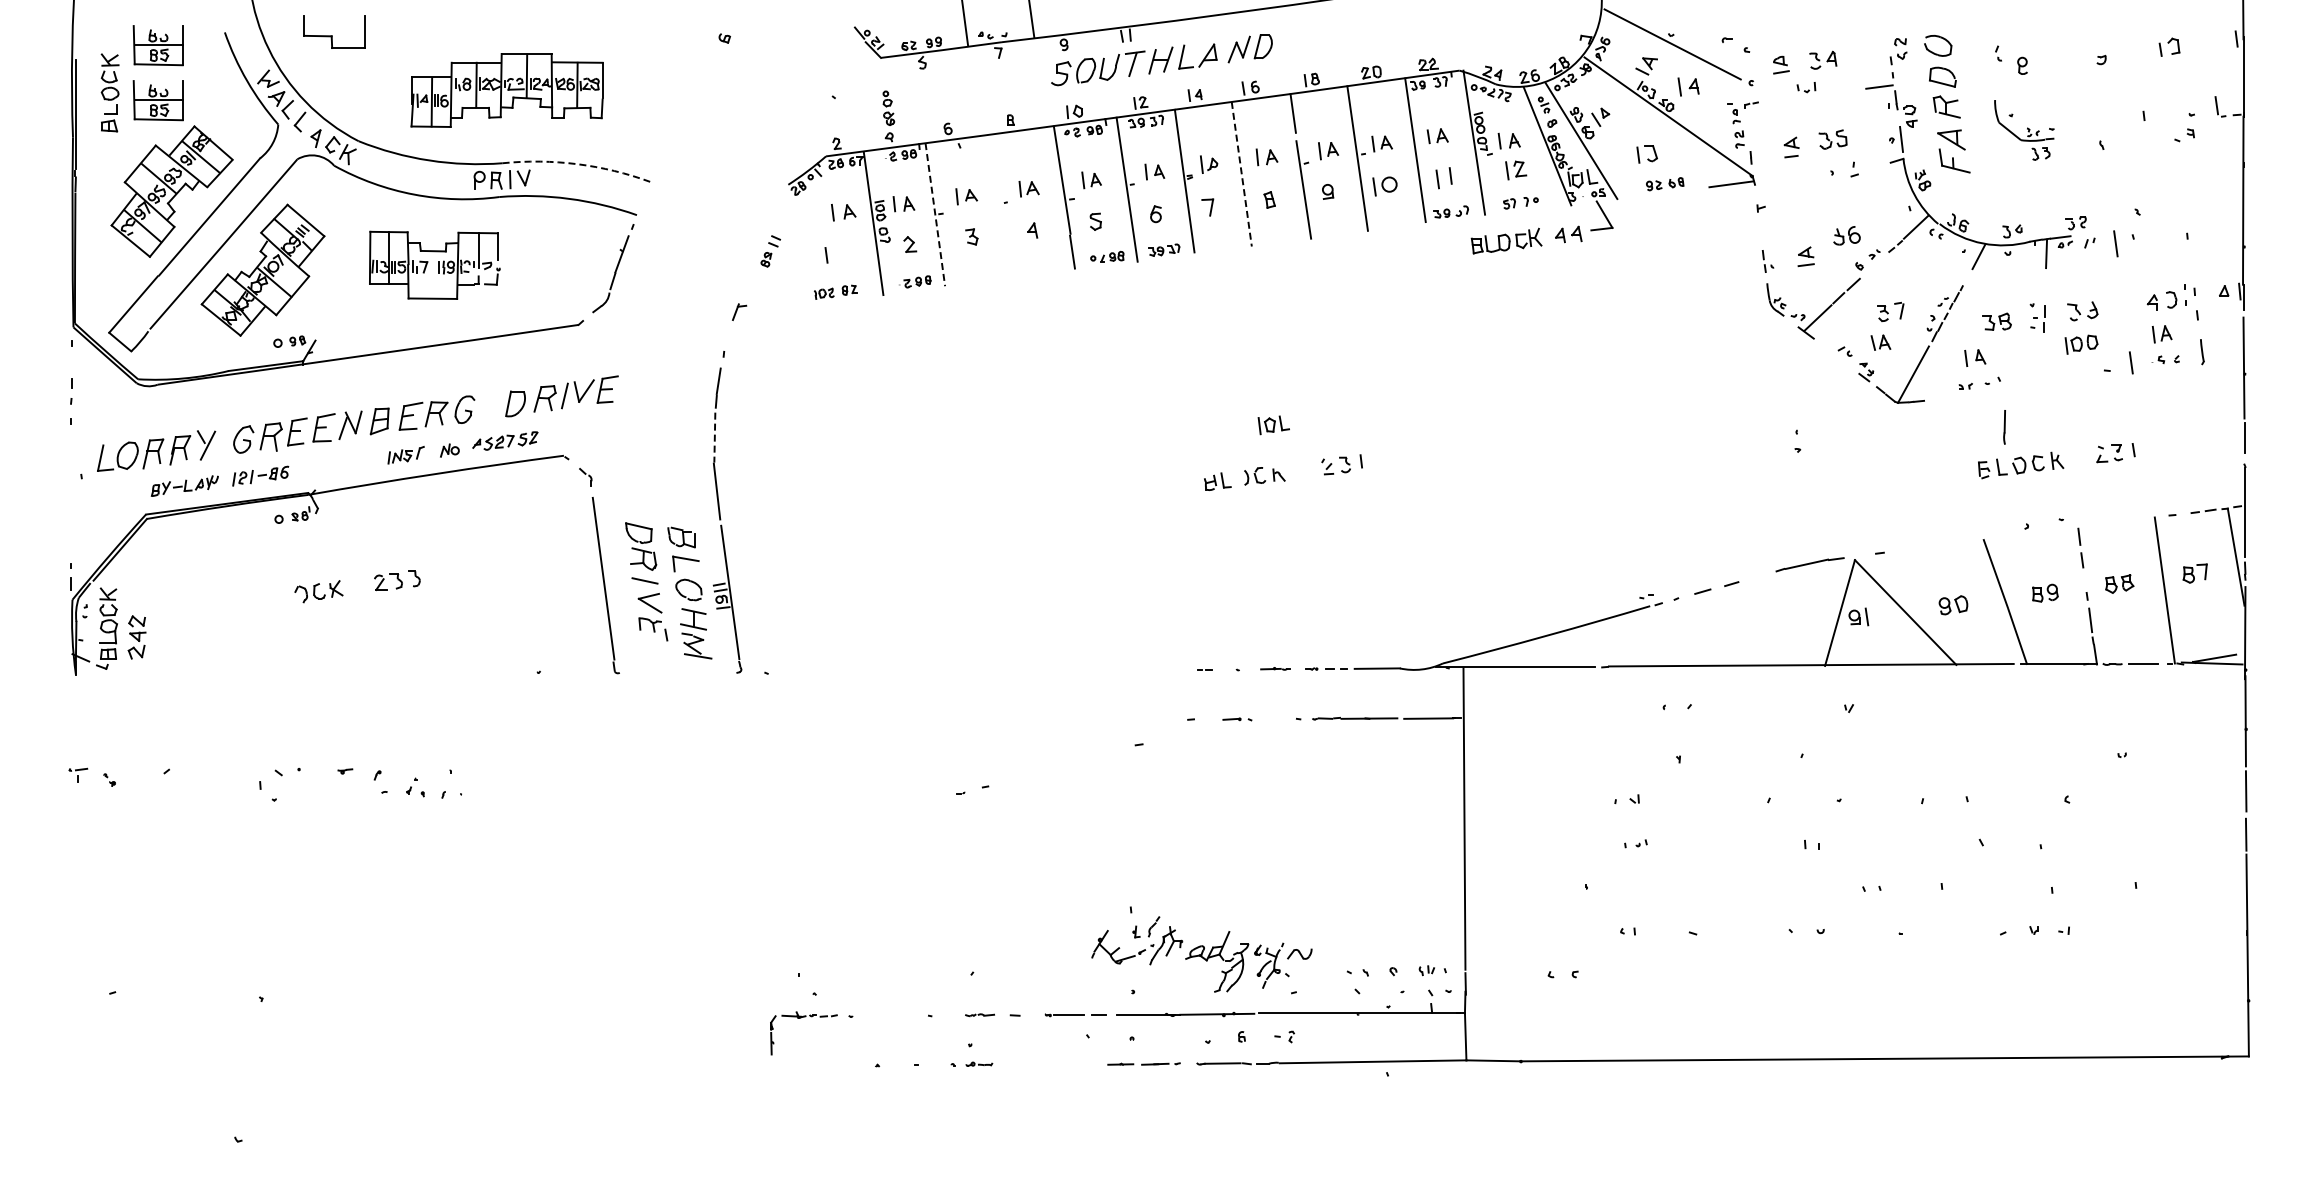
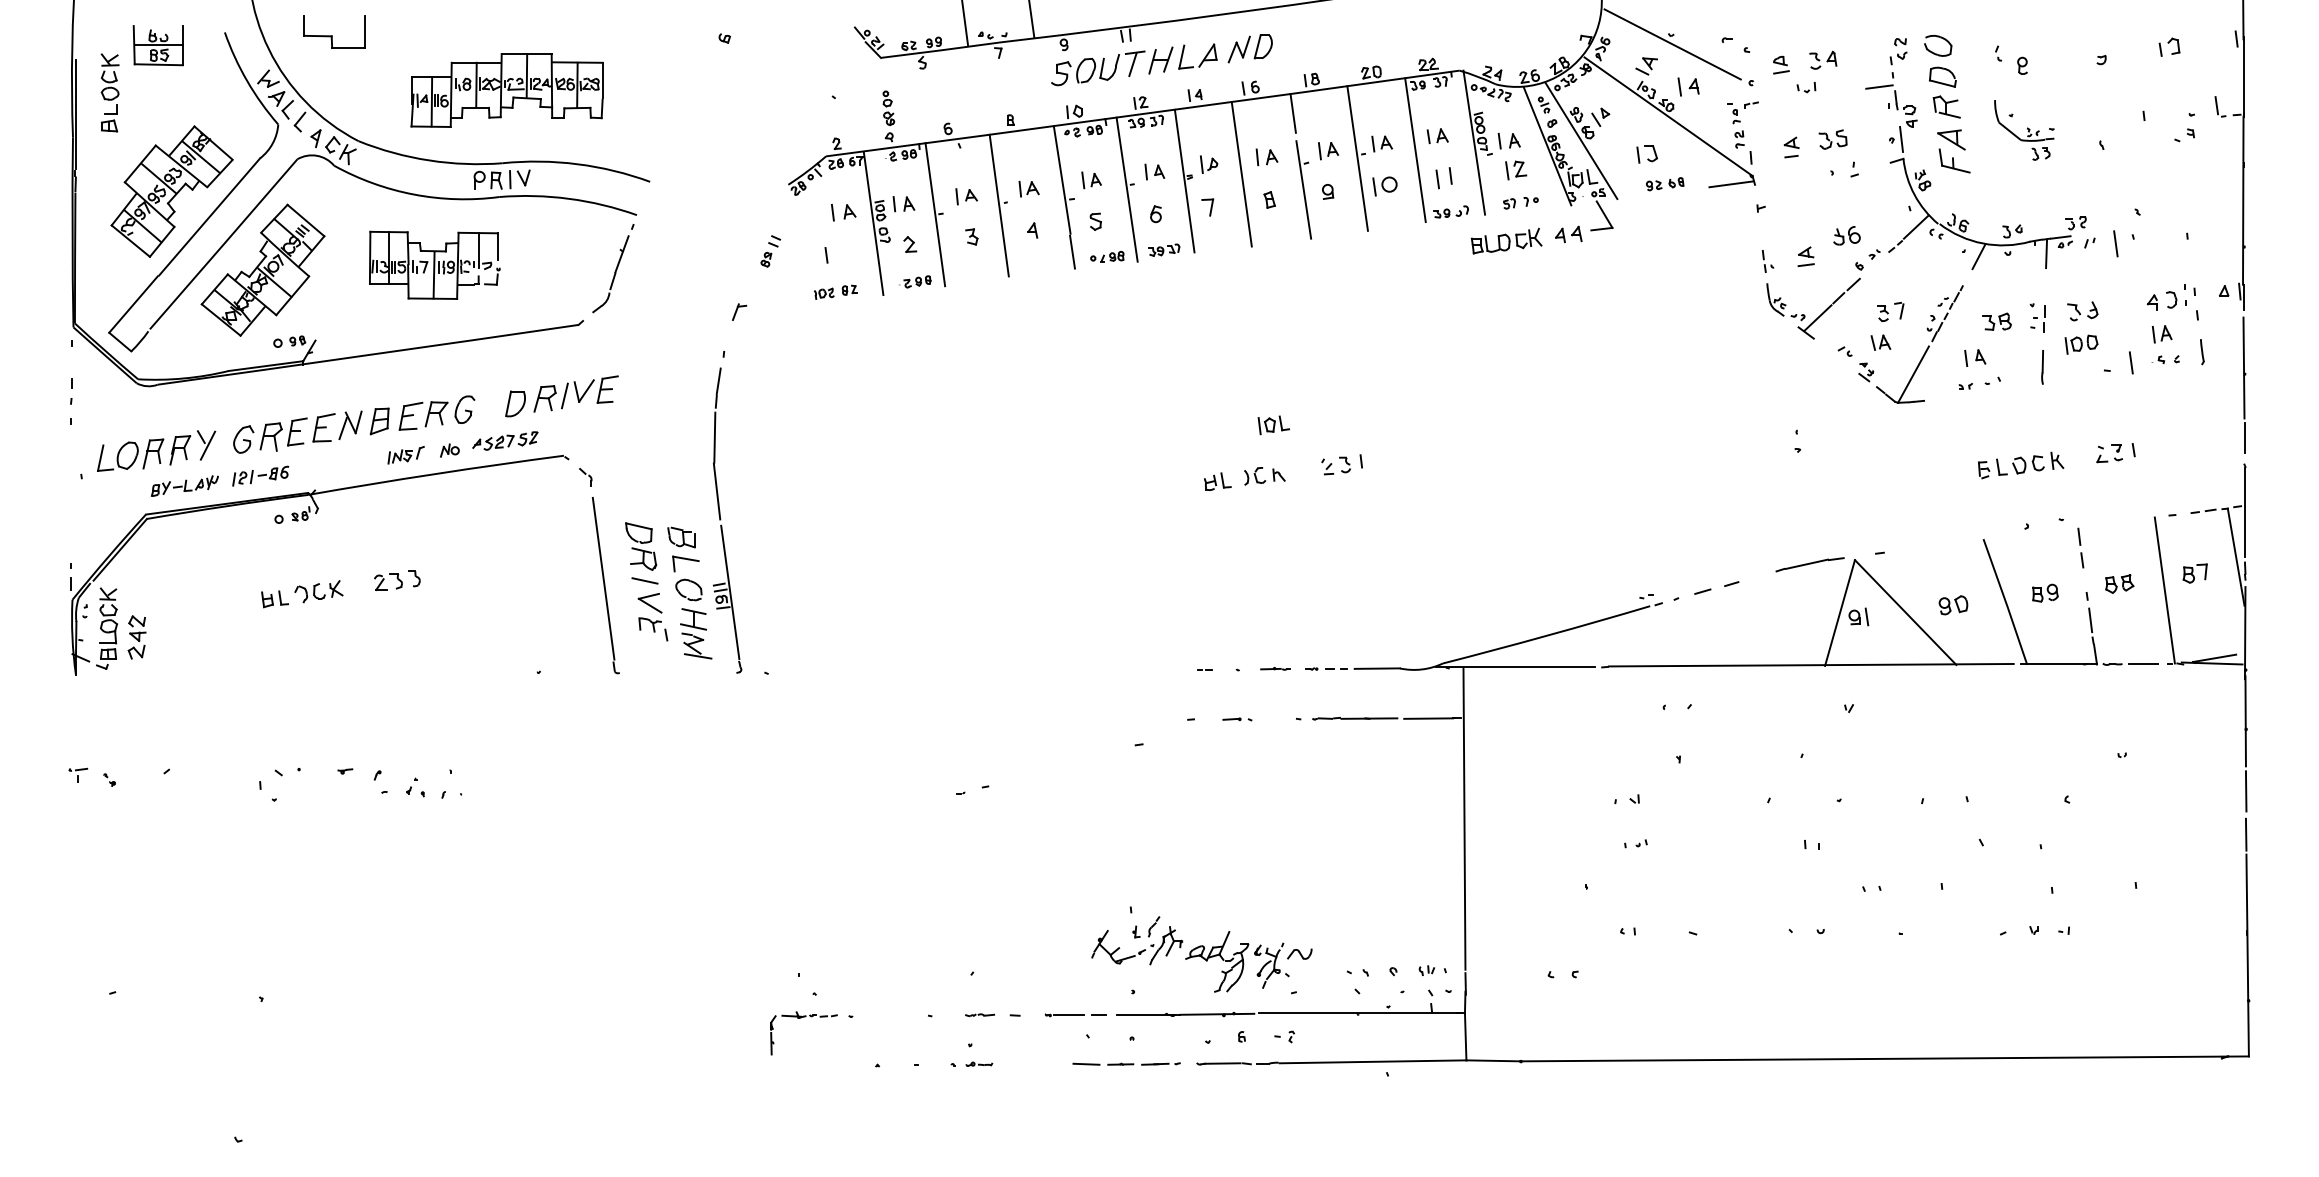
part: present -> none (157, 100)
arc: dashed -> solid (577, 164)
line: dashed -> solid (1241, 174)
line: none -> present (998, 205)
line: dashed -> solid (935, 215)
line: none -> present (433, 274)
line position: (2004, 427) -> (2042, 367) (2042, 367)
line: dashed -> solid (714, 437)
part: none -> present (274, 599)
line: none -> present (1086, 1063)
